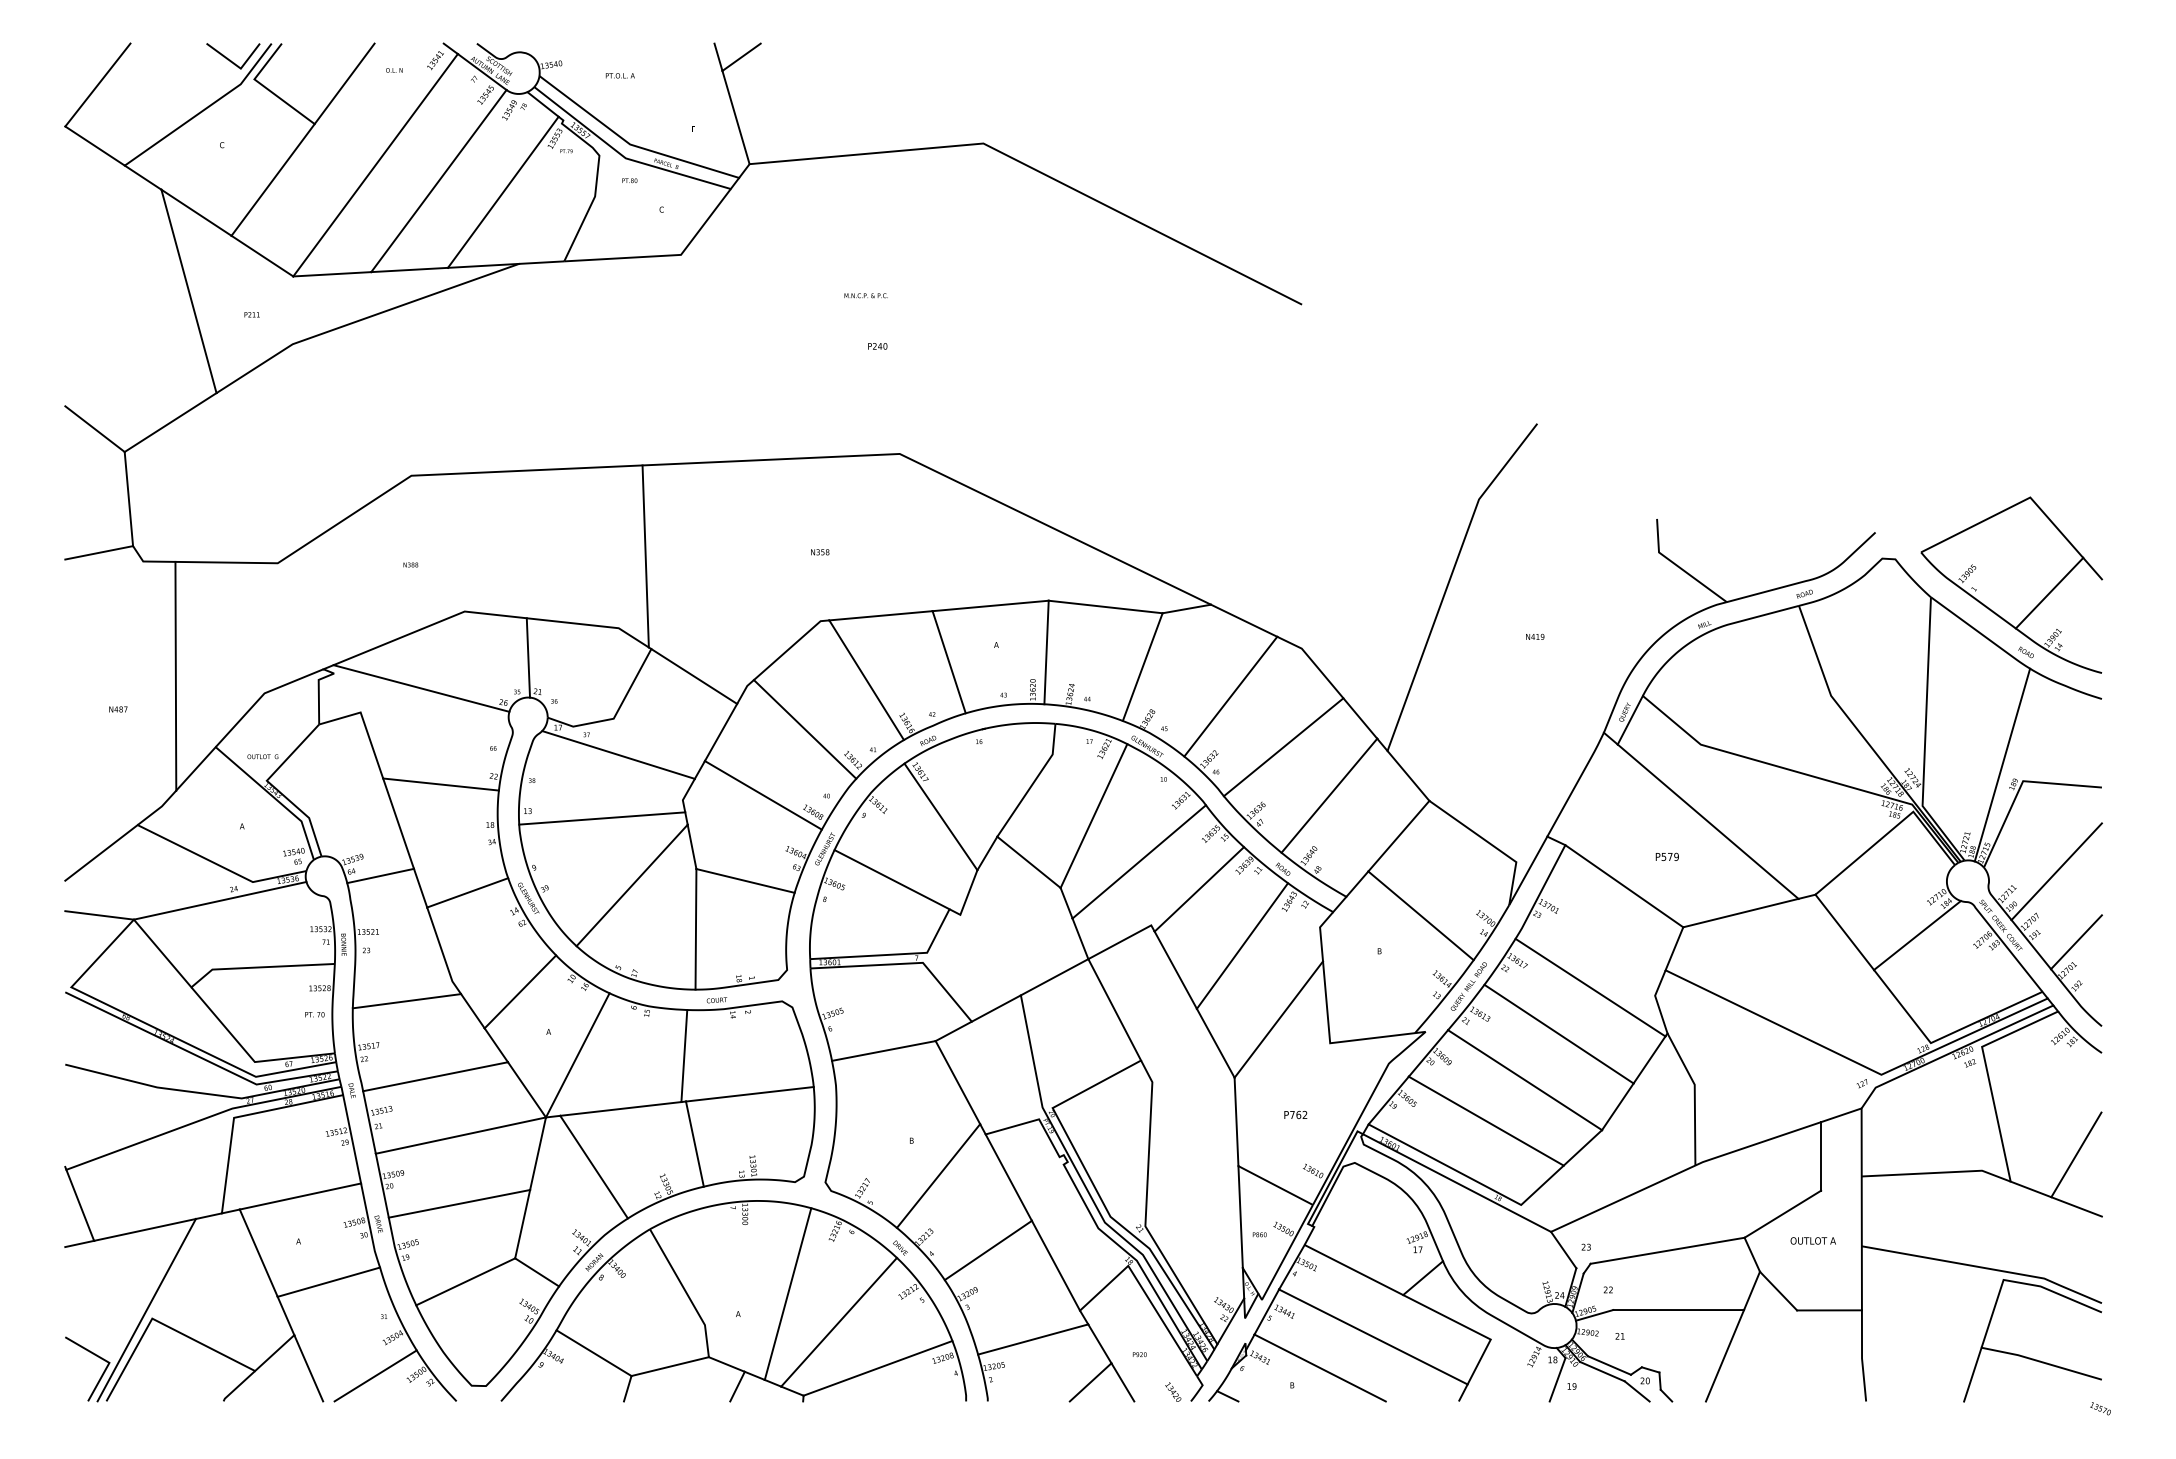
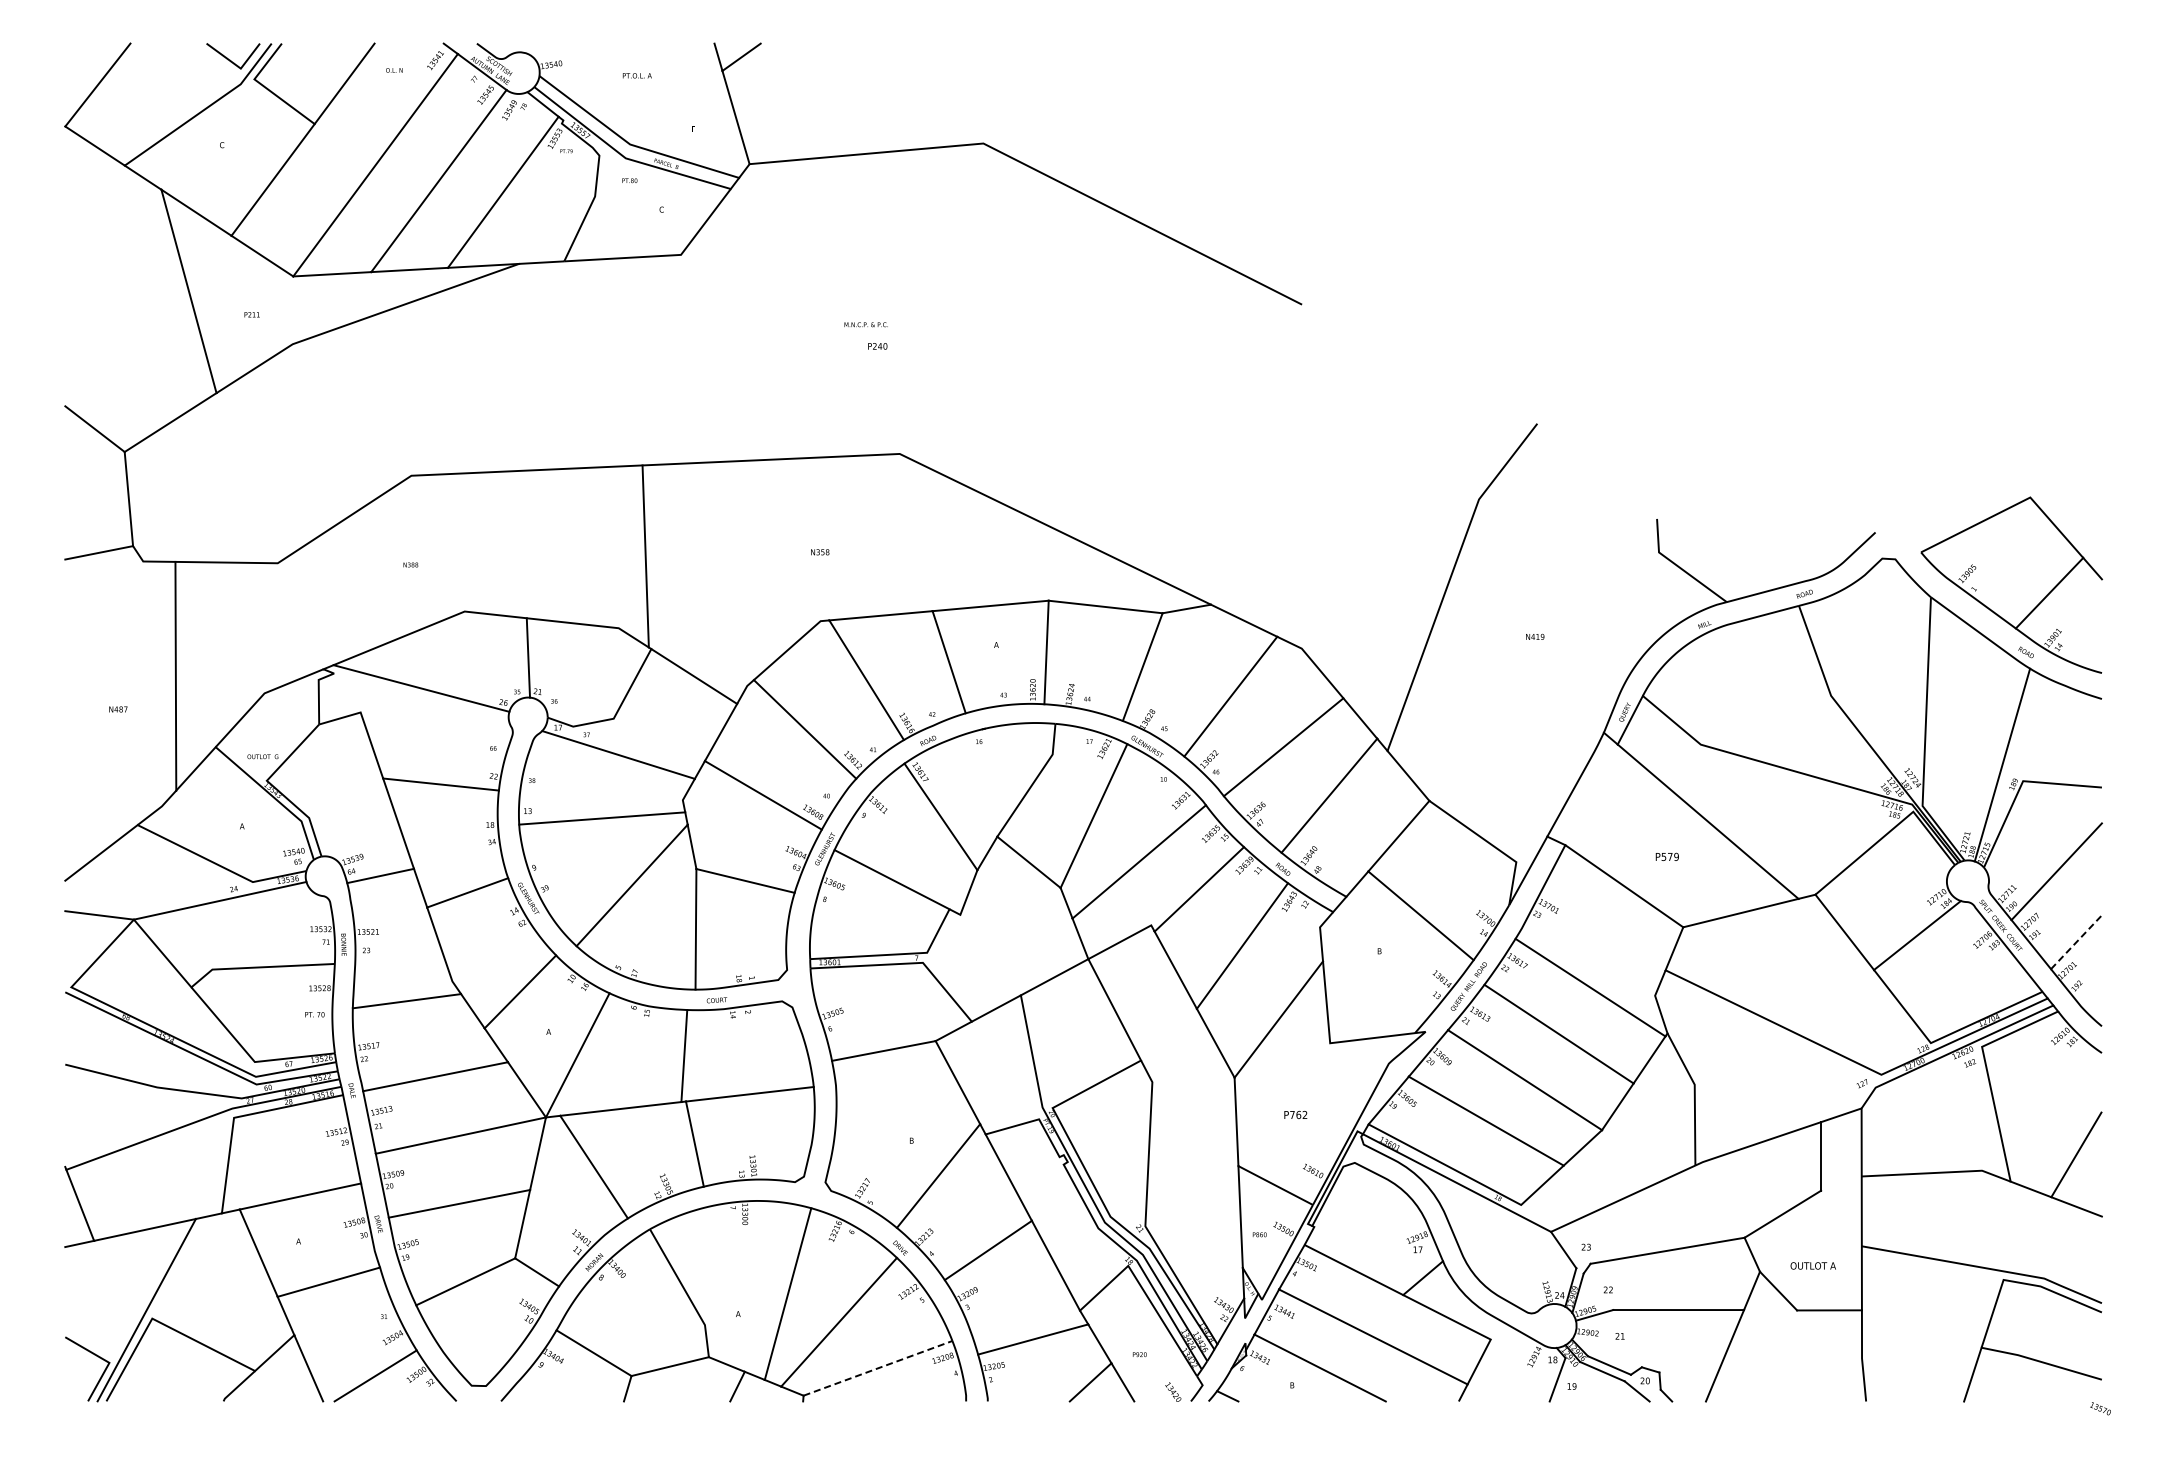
text position: (619, 75) -> (636, 75) (636, 75)
text position: (865, 295) -> (865, 324) (865, 324)
line: solid -> dashed (2076, 941)
text position: (1812, 1240) -> (1812, 1265) (1812, 1265)
line: solid -> dashed (878, 1368)
